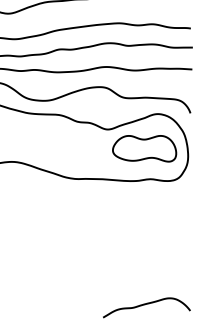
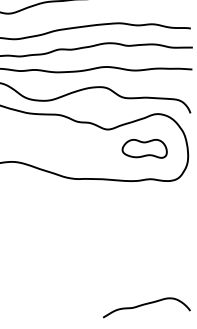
part size: 66x28 px -> 47x20 px (144, 148)
